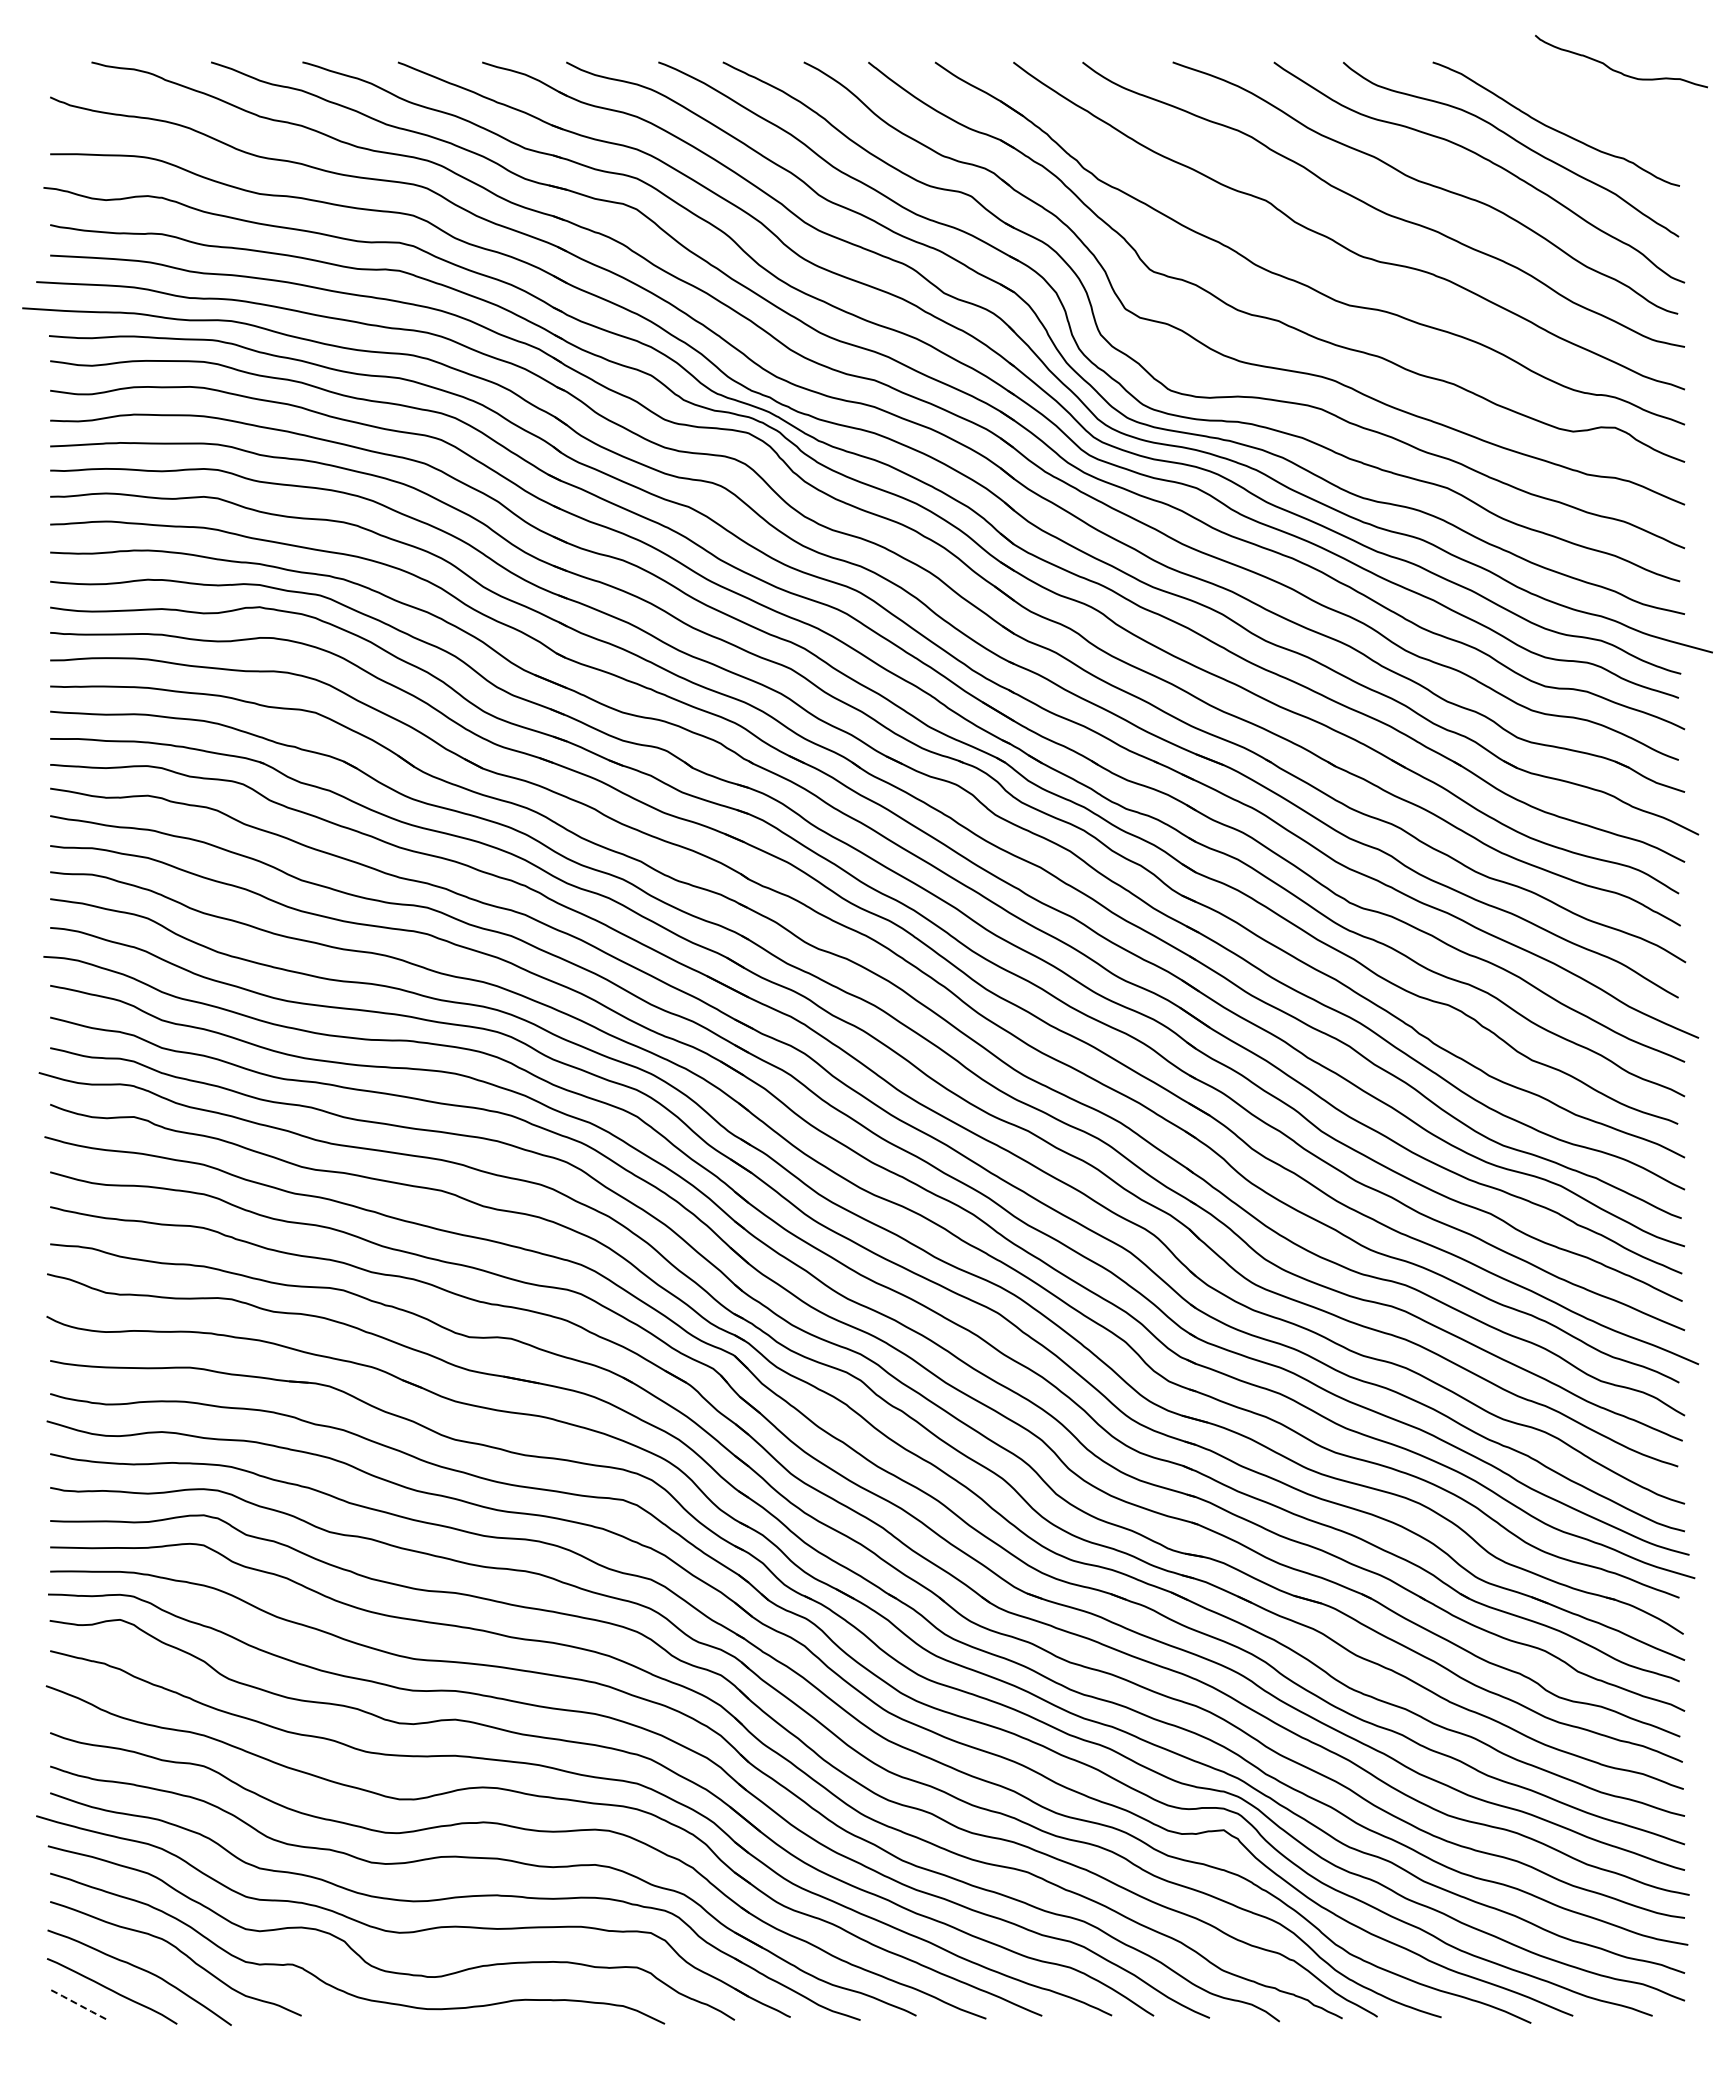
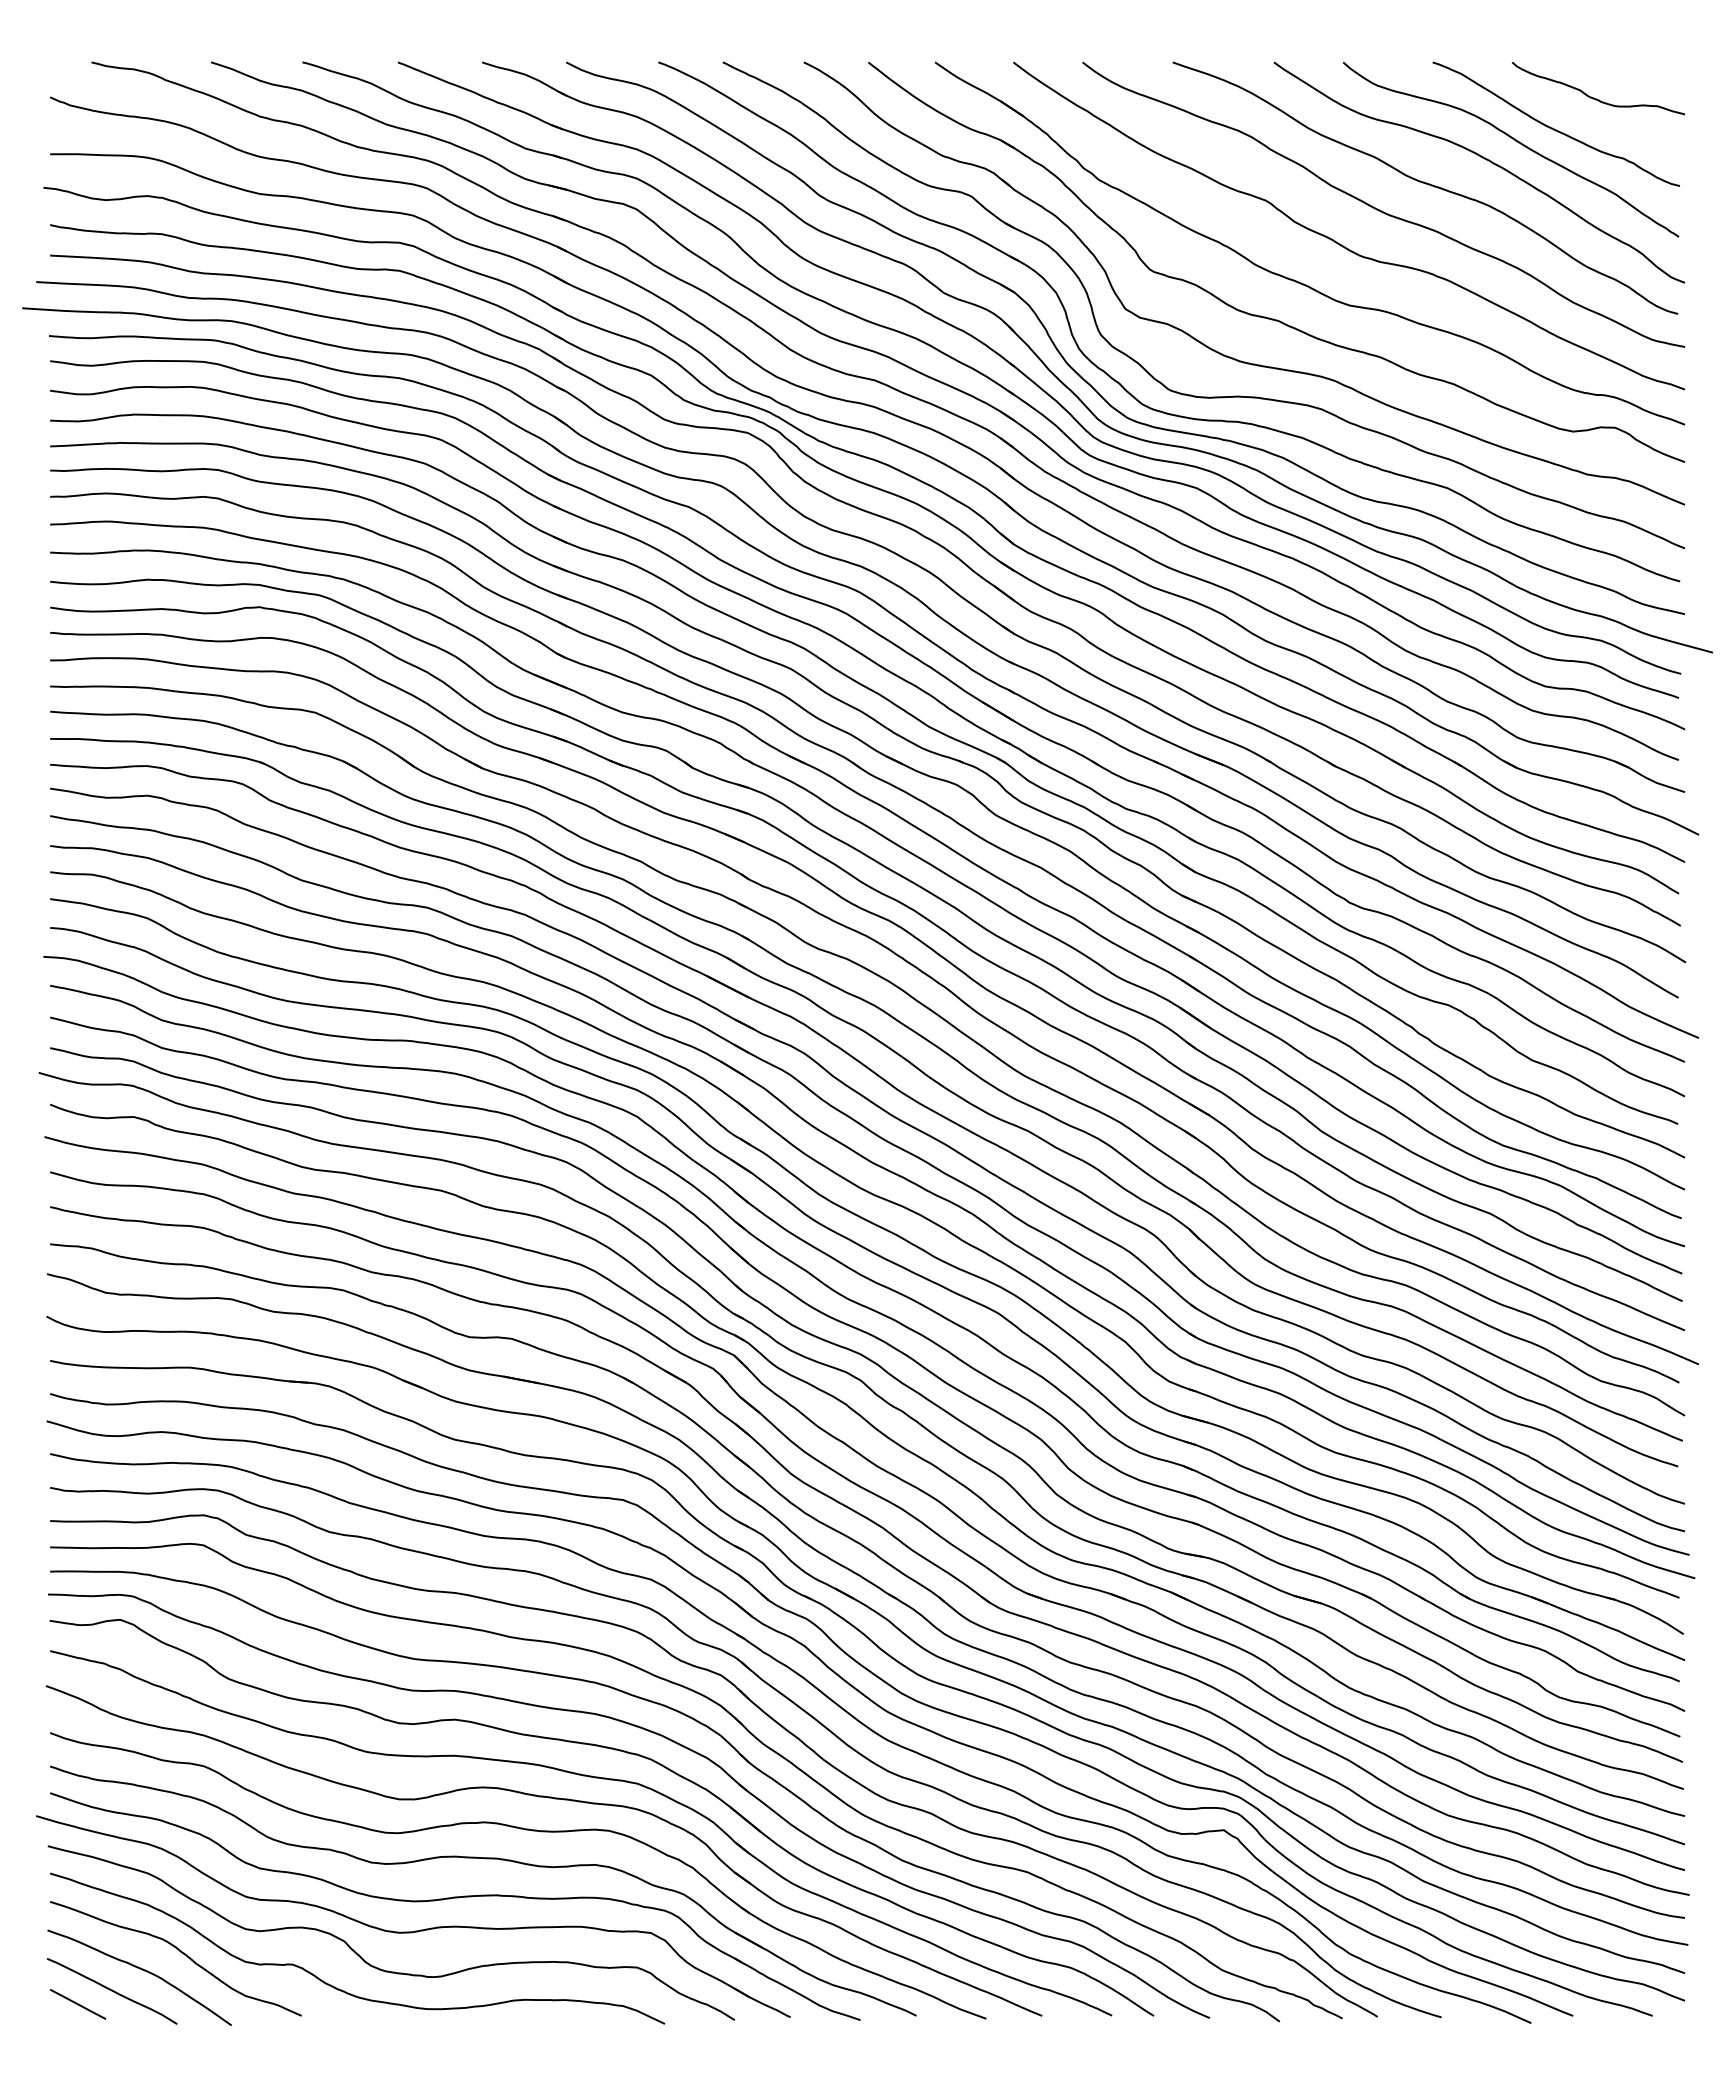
curve position: (1617, 70) -> (1594, 97) (1594, 97)
line: dashed -> solid (77, 2004)
